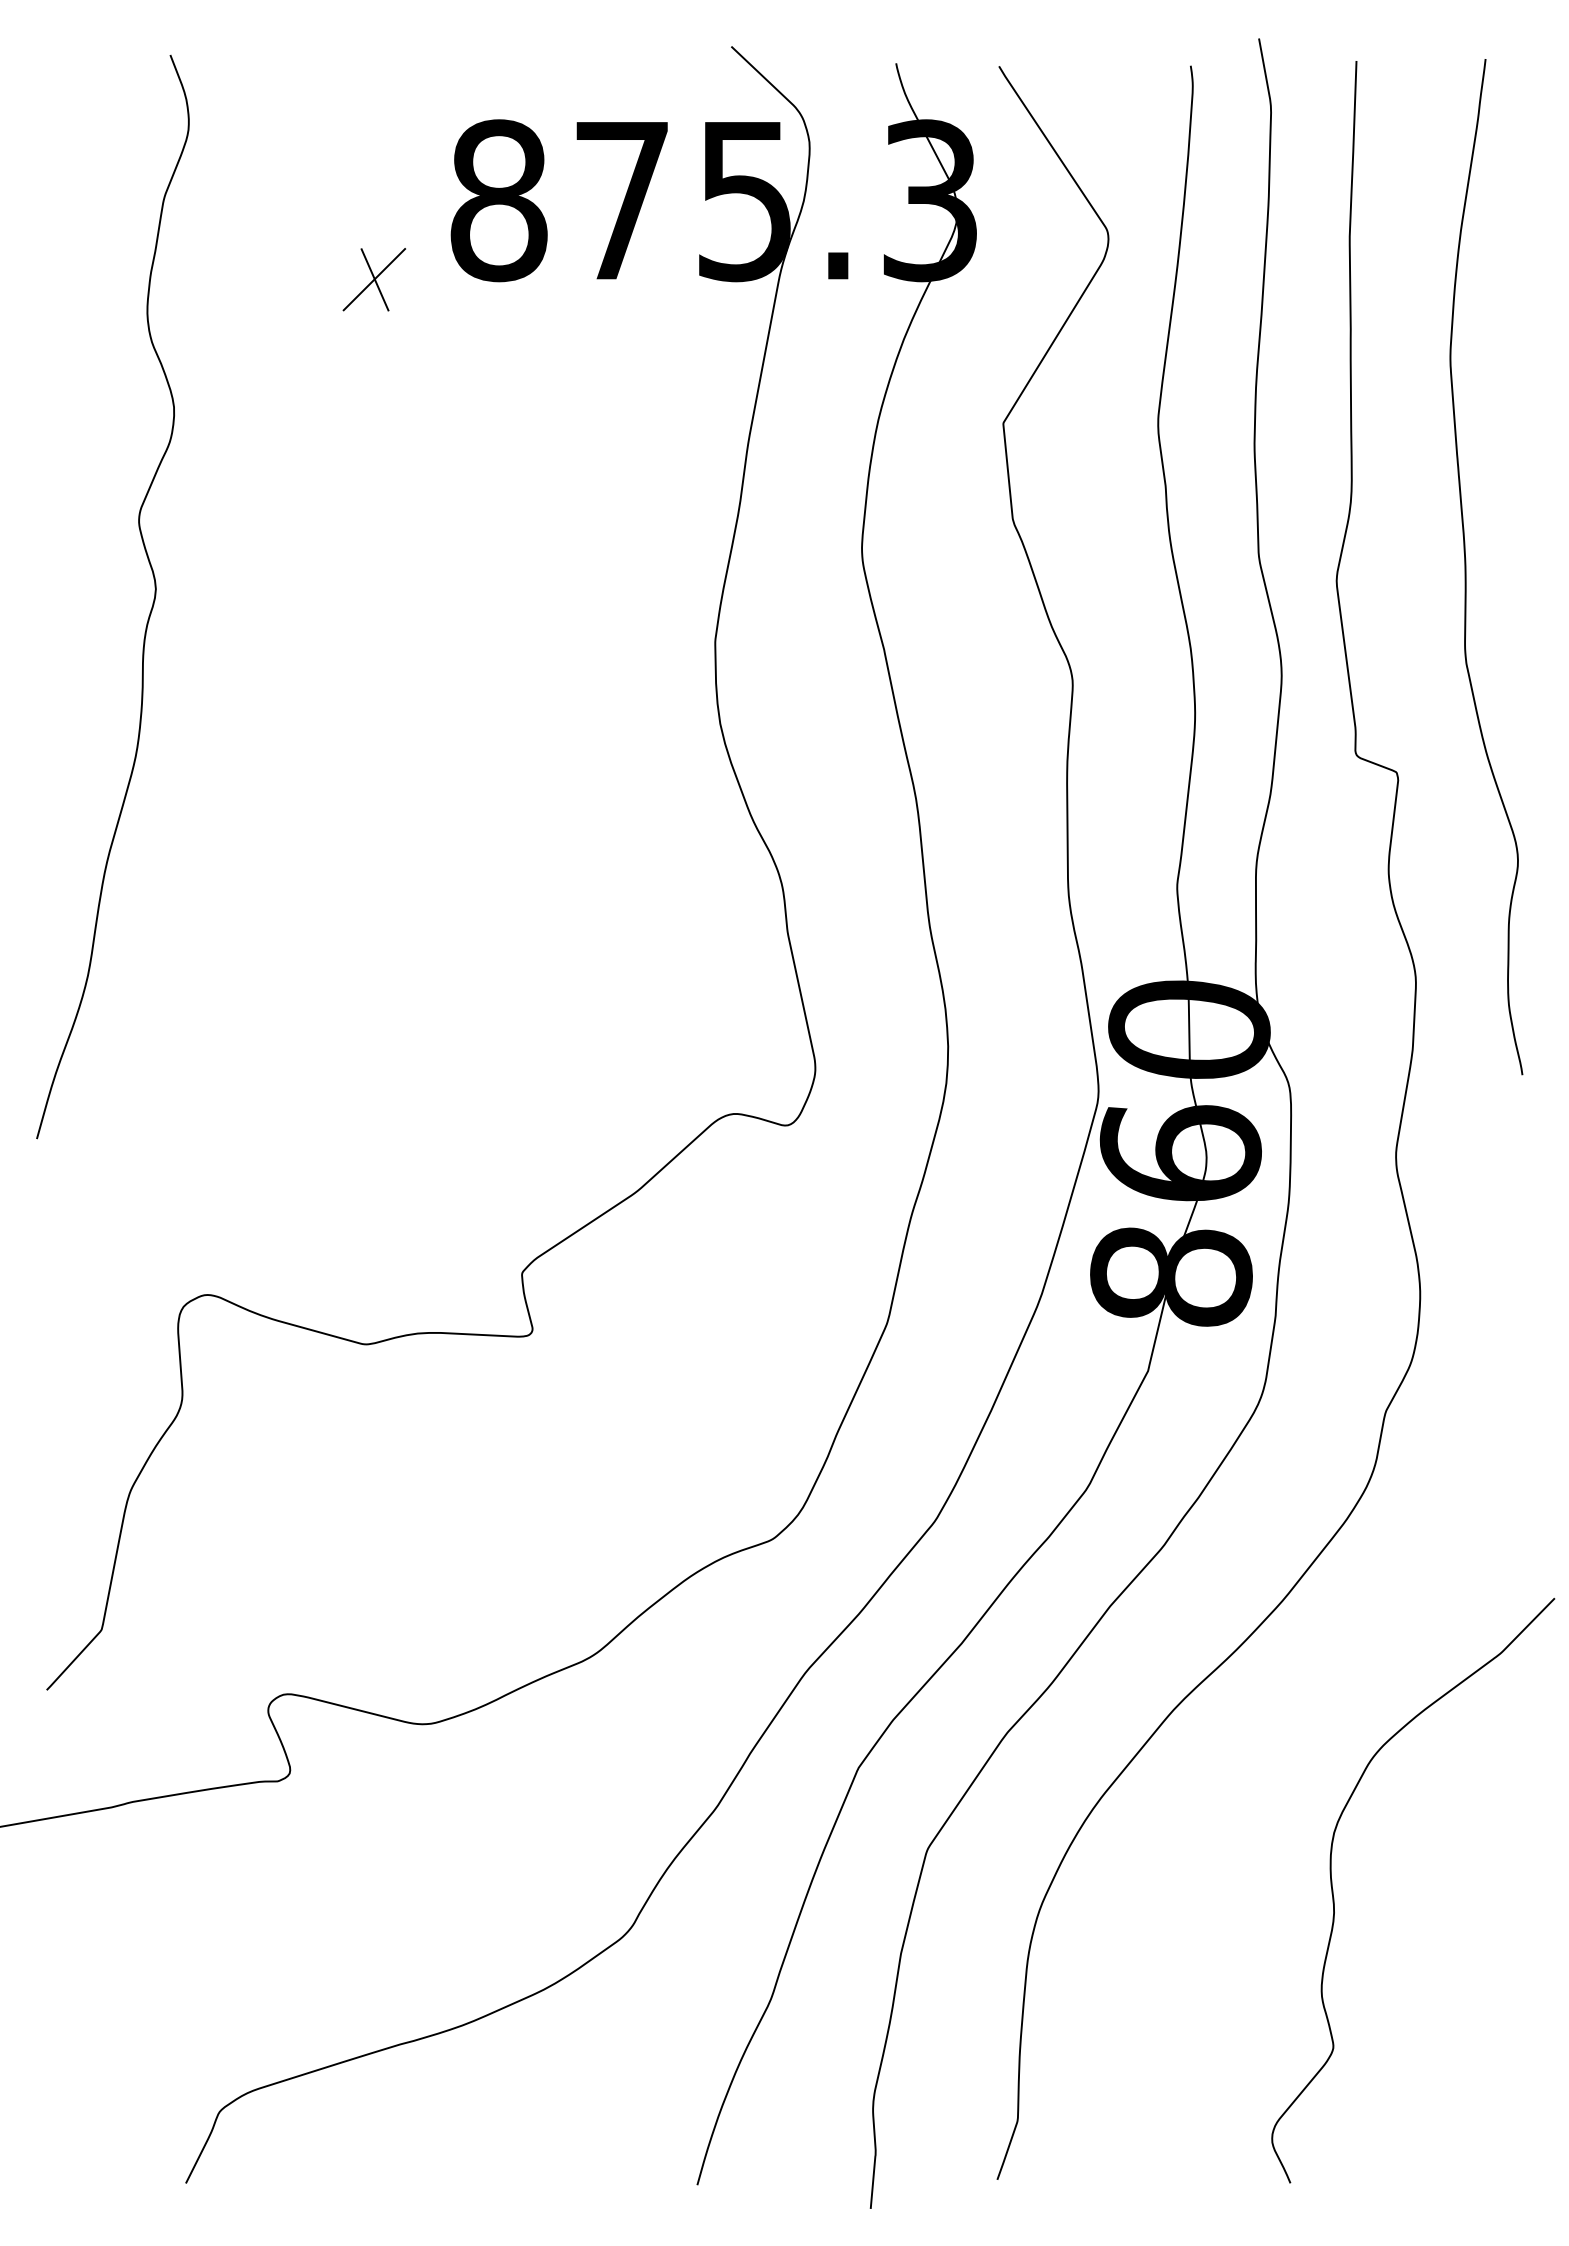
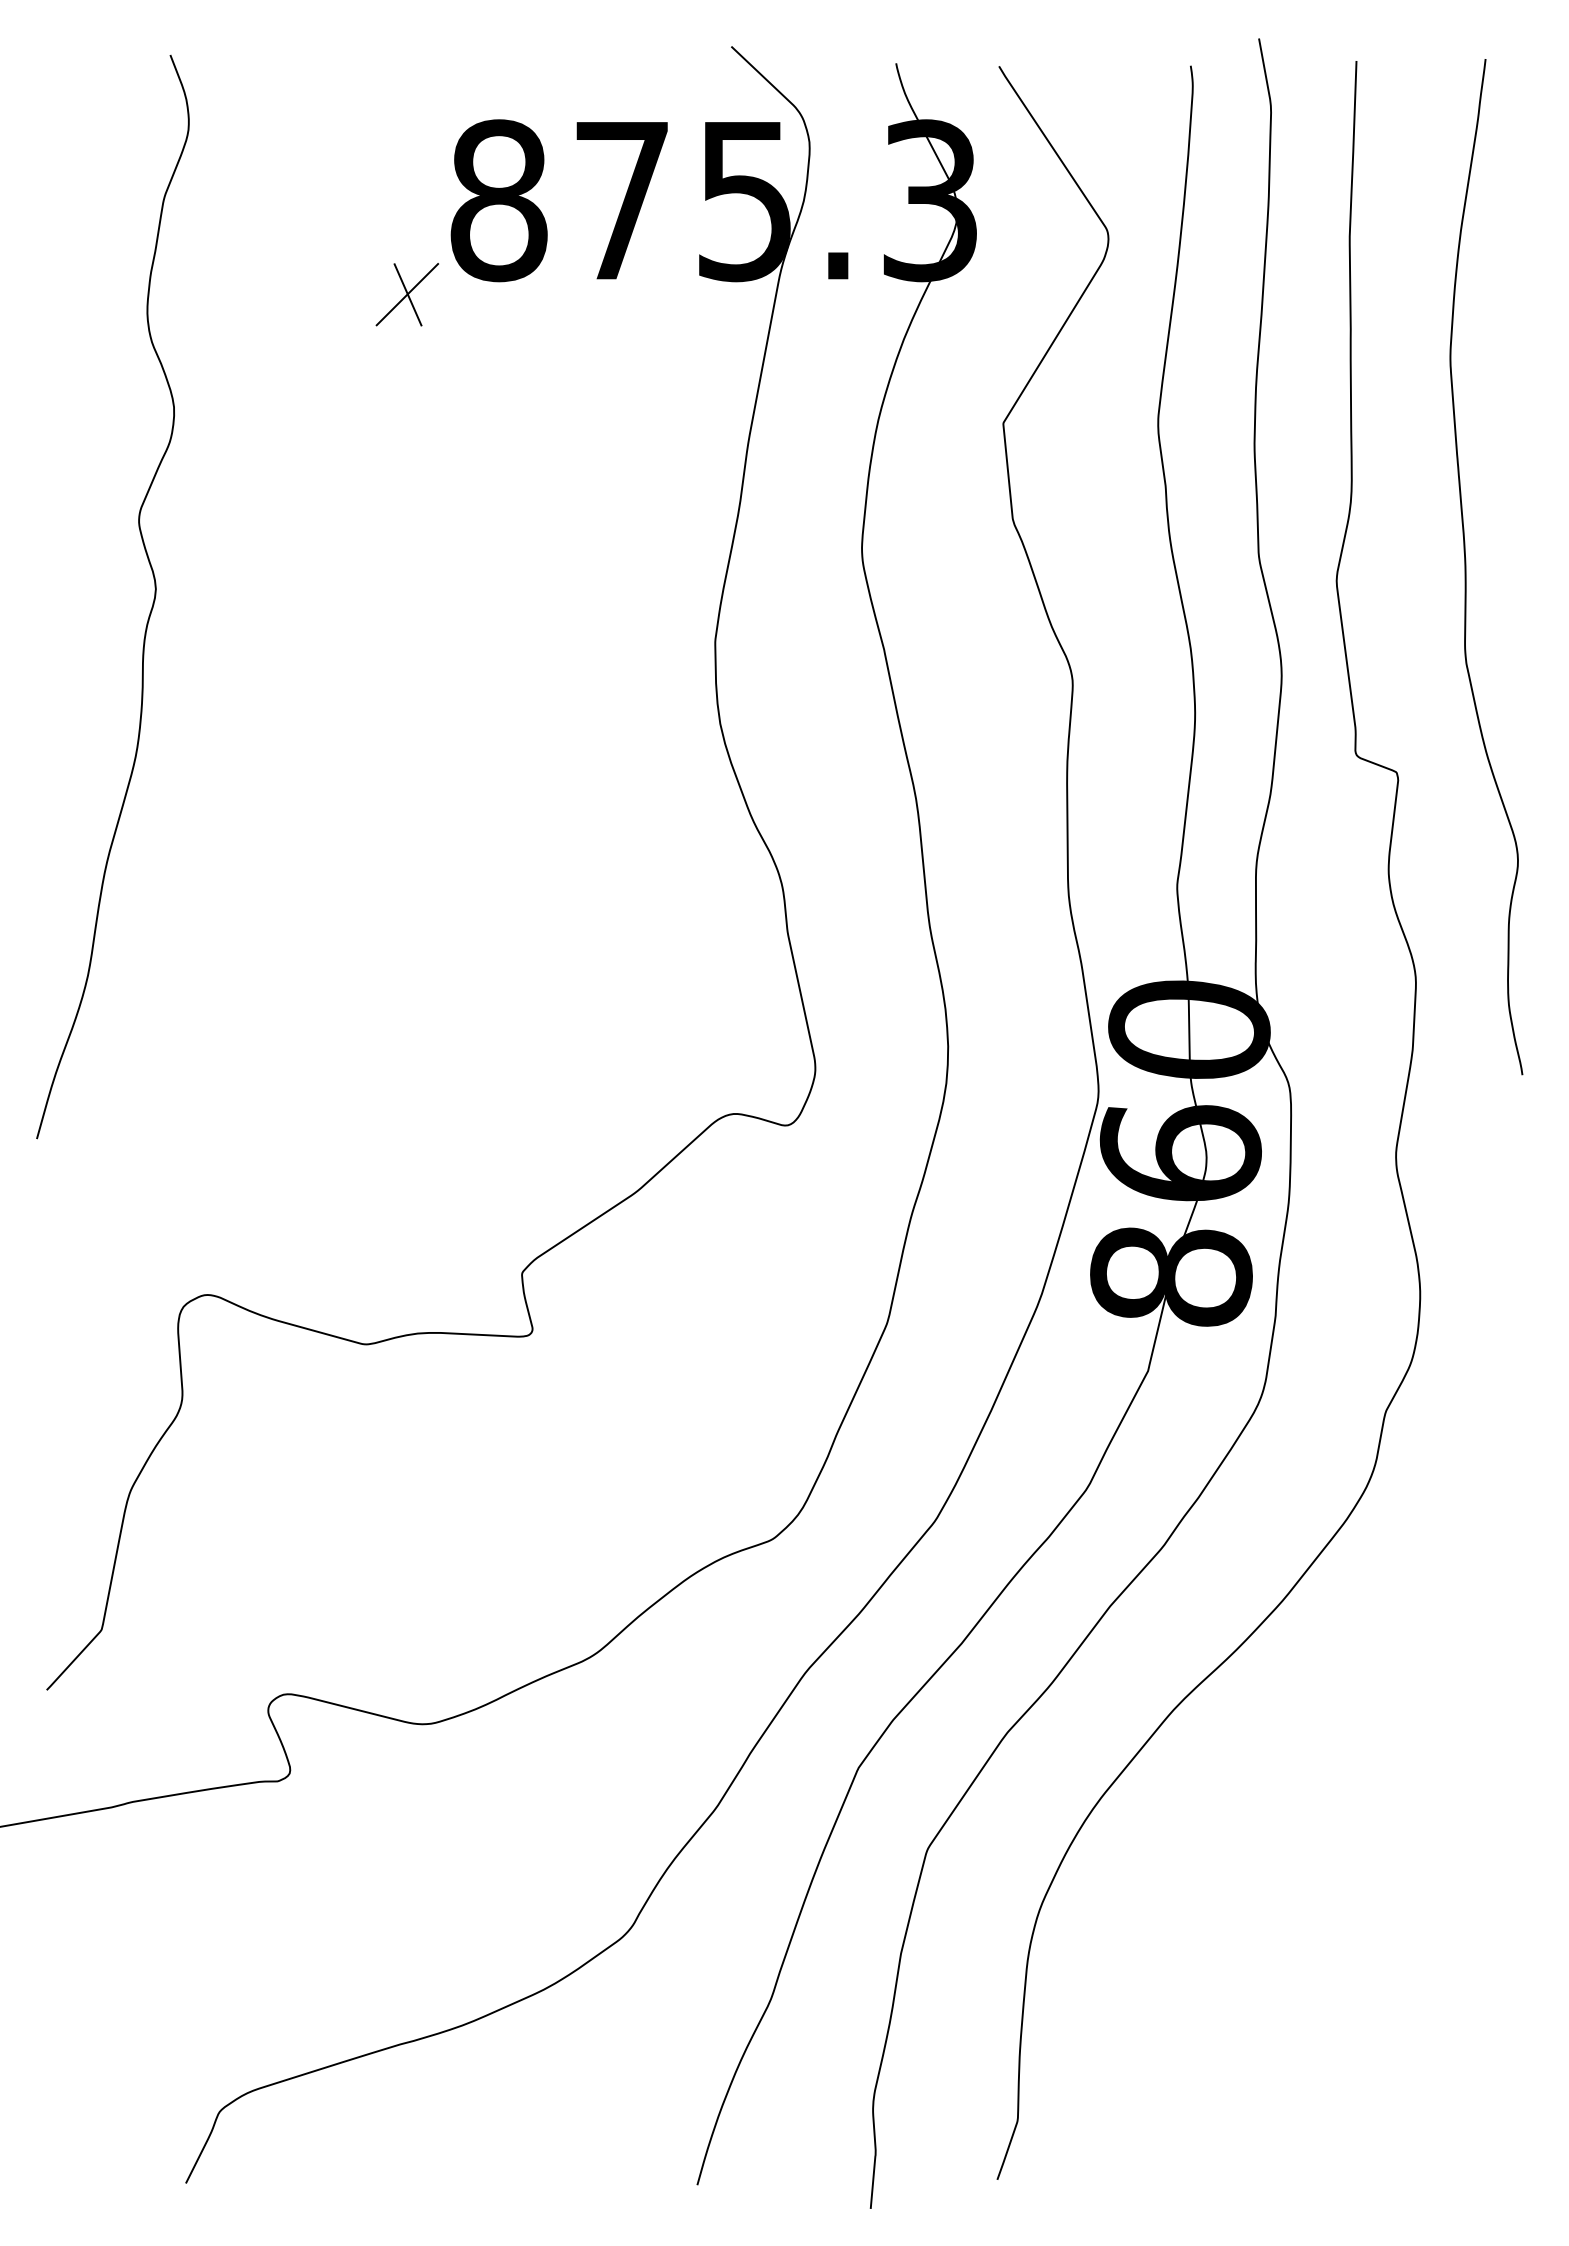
part position: (373, 279) -> (406, 294) (406, 294)
curve: present -> none (1334, 1897)
